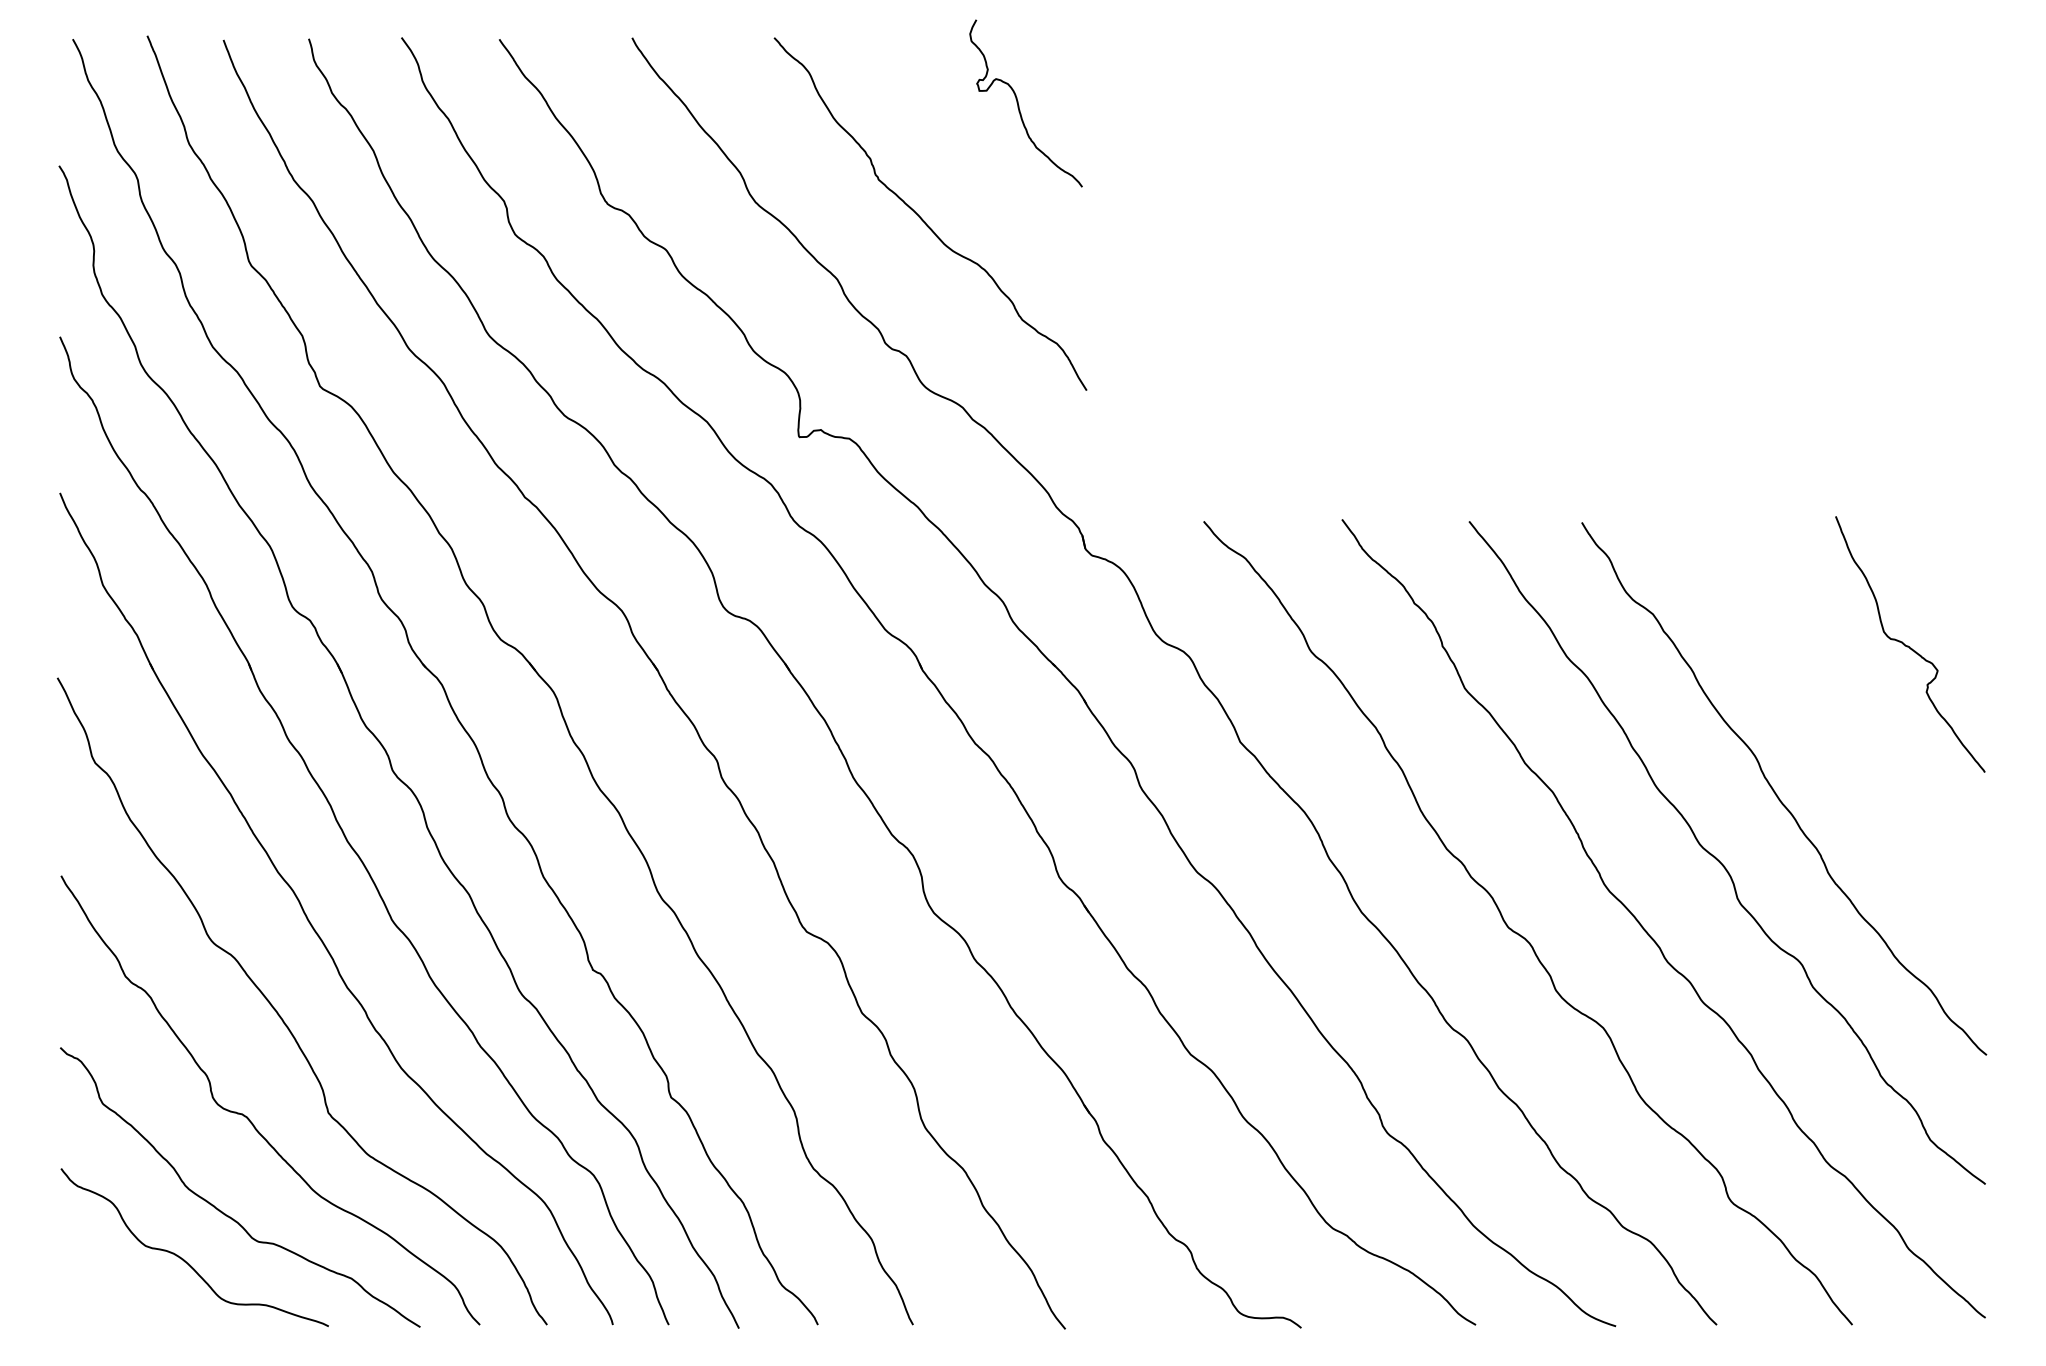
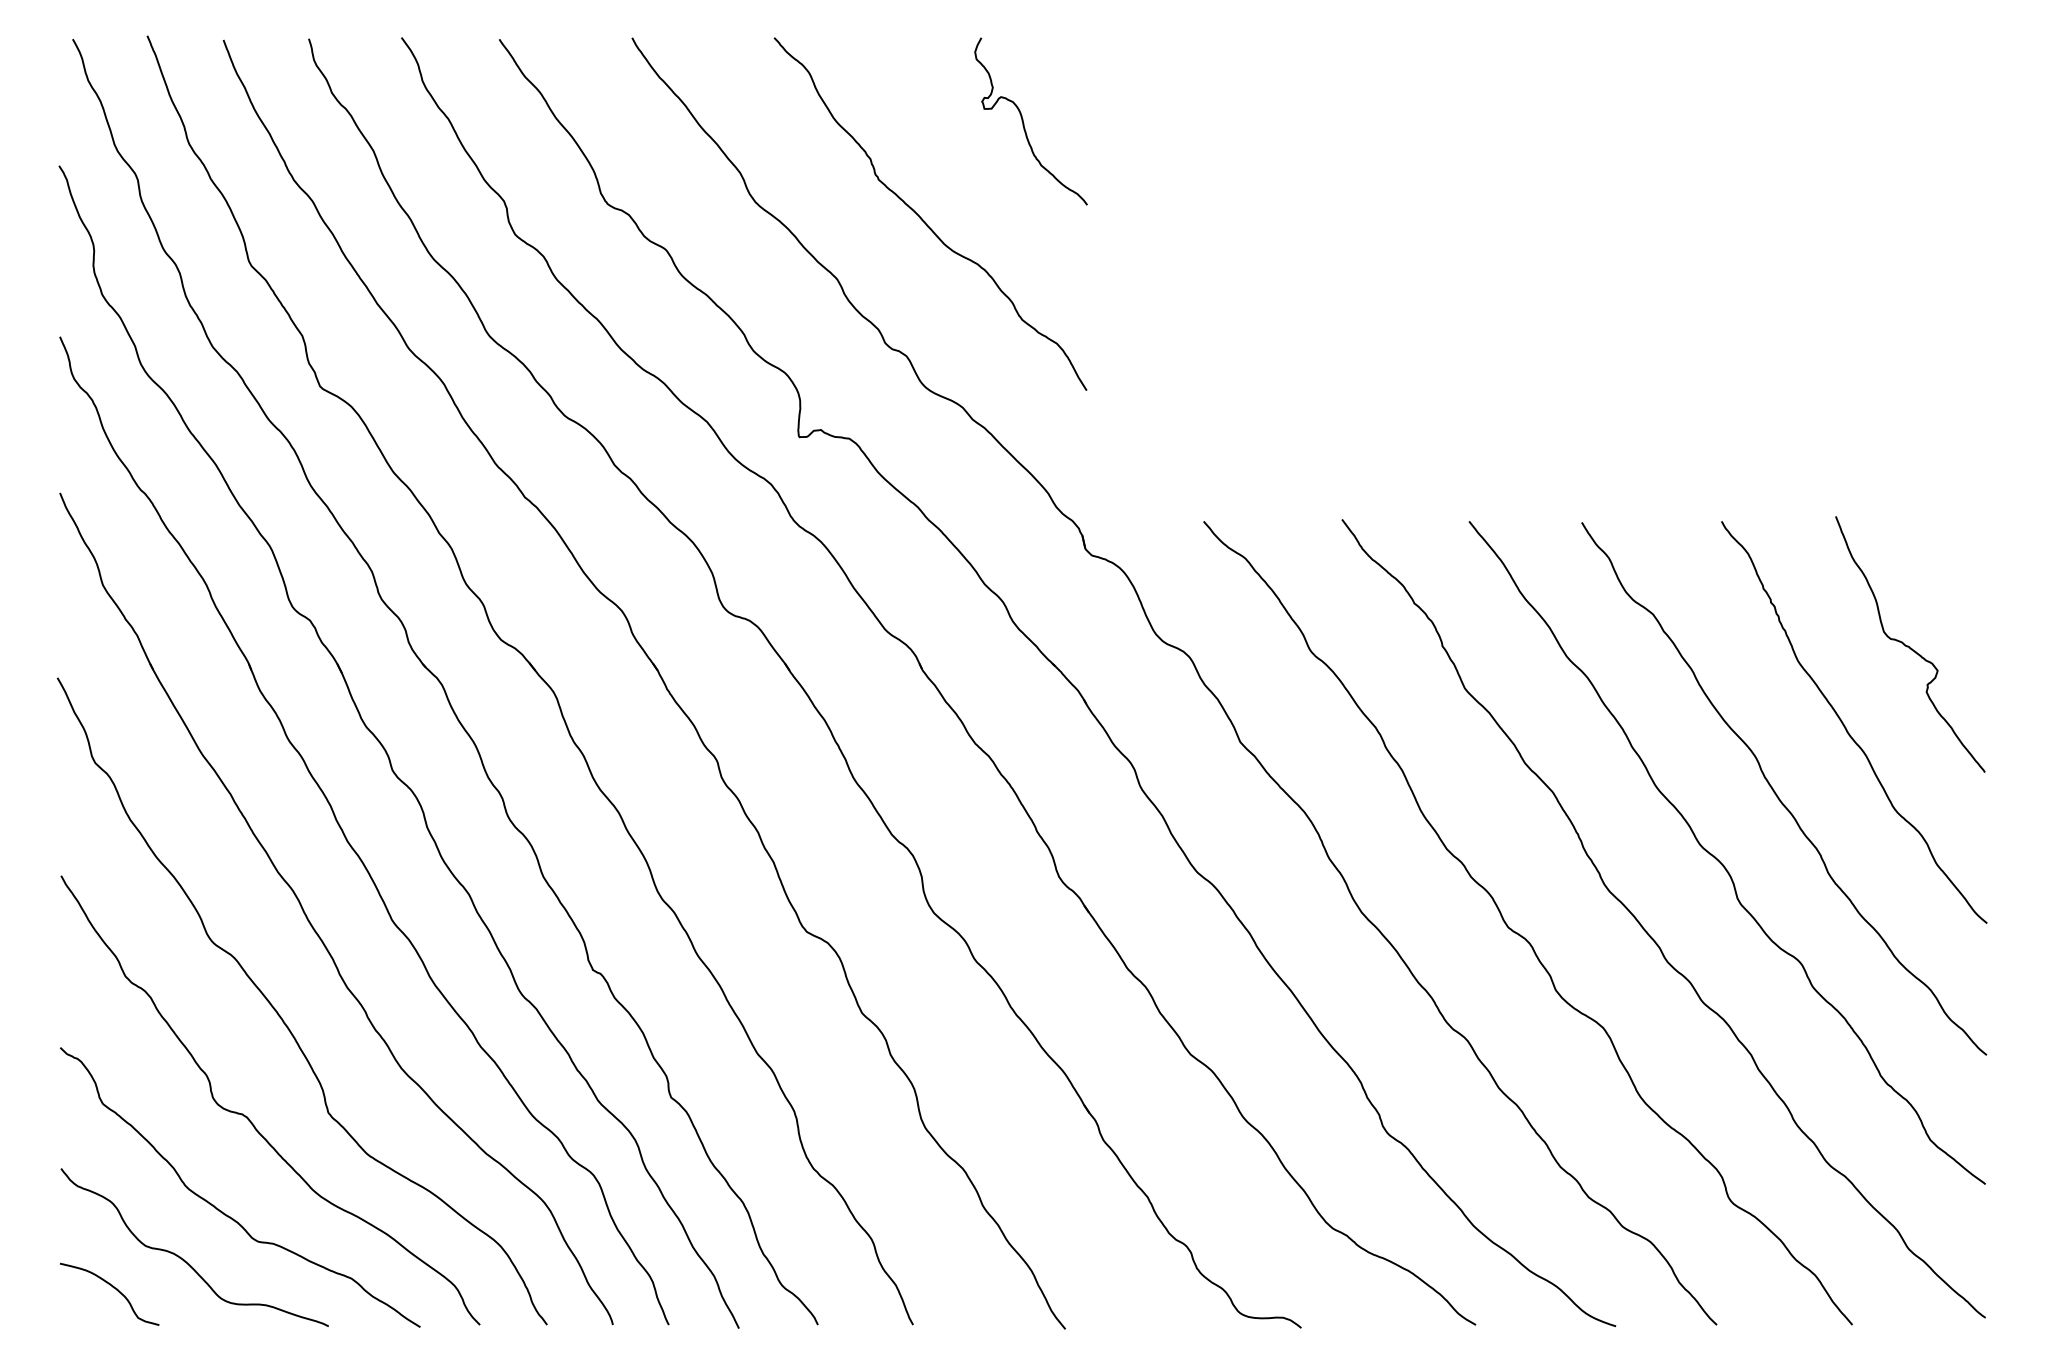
curve position: (1019, 105) -> (1024, 123) (1024, 123)
curve: none -> present (1846, 727)
curve: none -> present (113, 1288)
